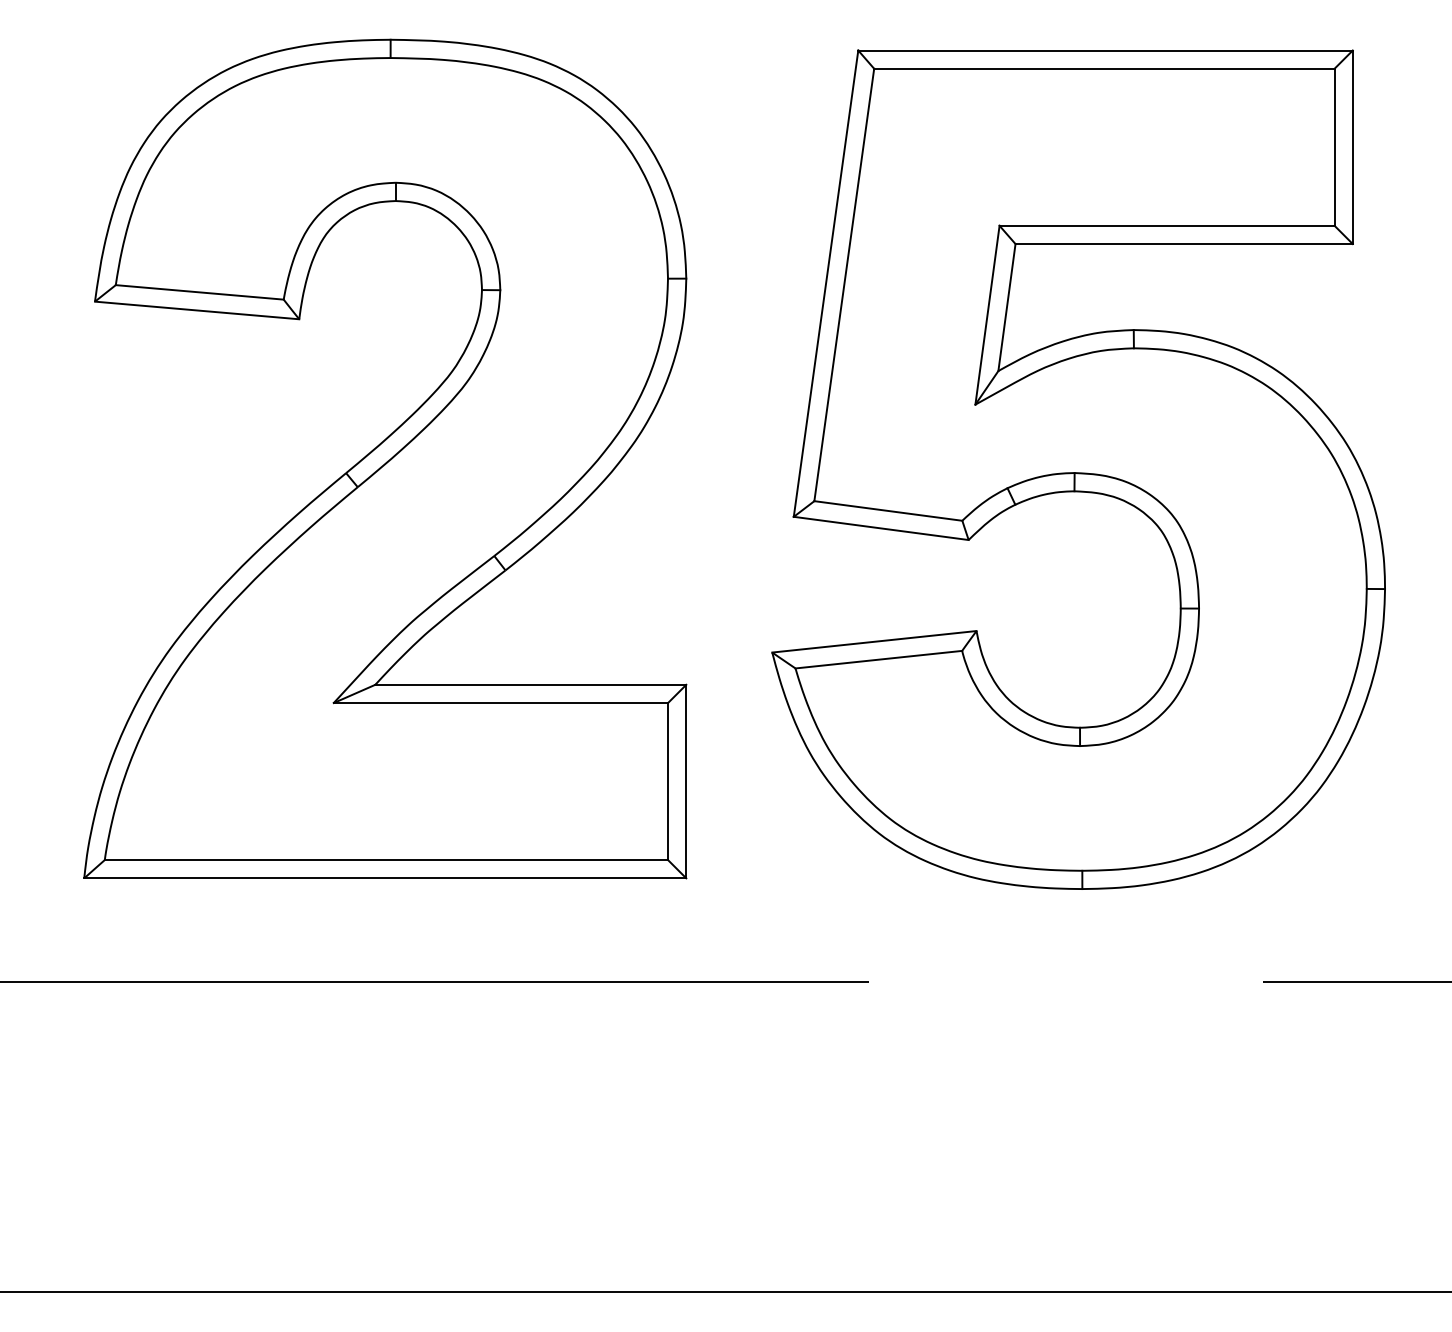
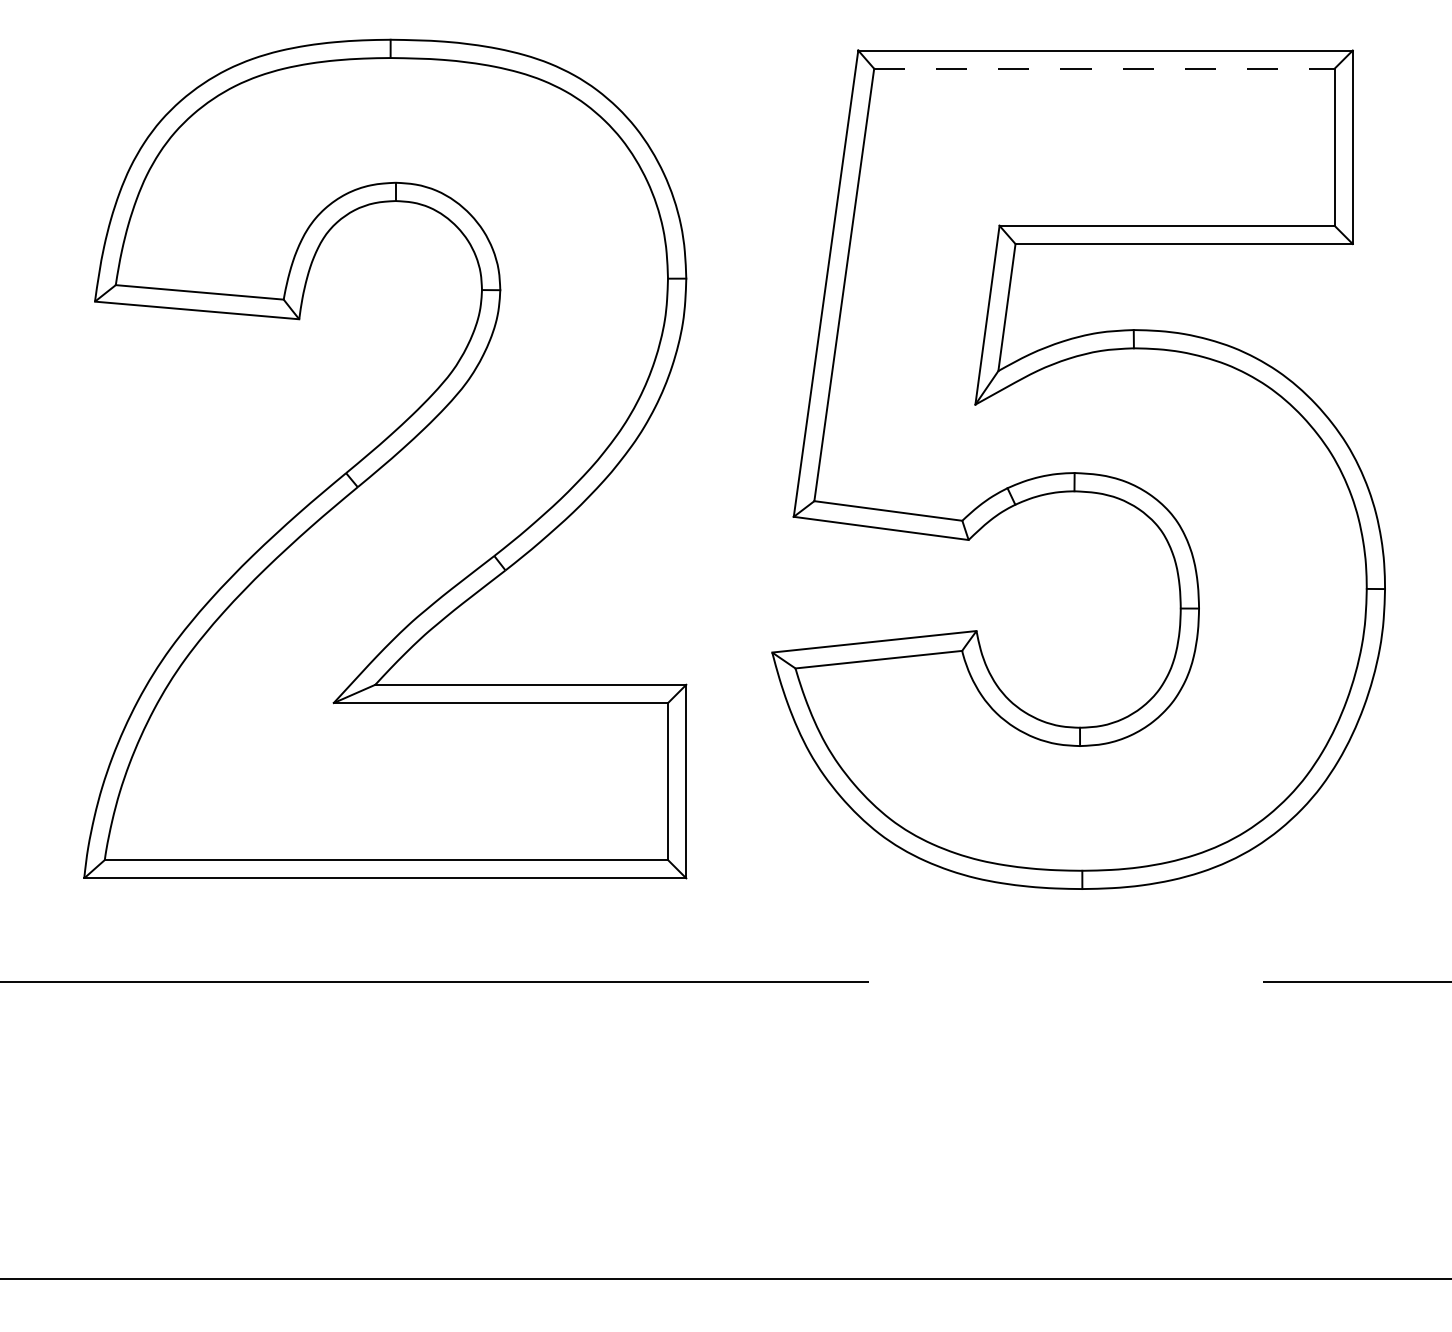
line: solid -> dashed (1104, 68)
line position: (725, 1292) -> (725, 1279) (725, 1279)
